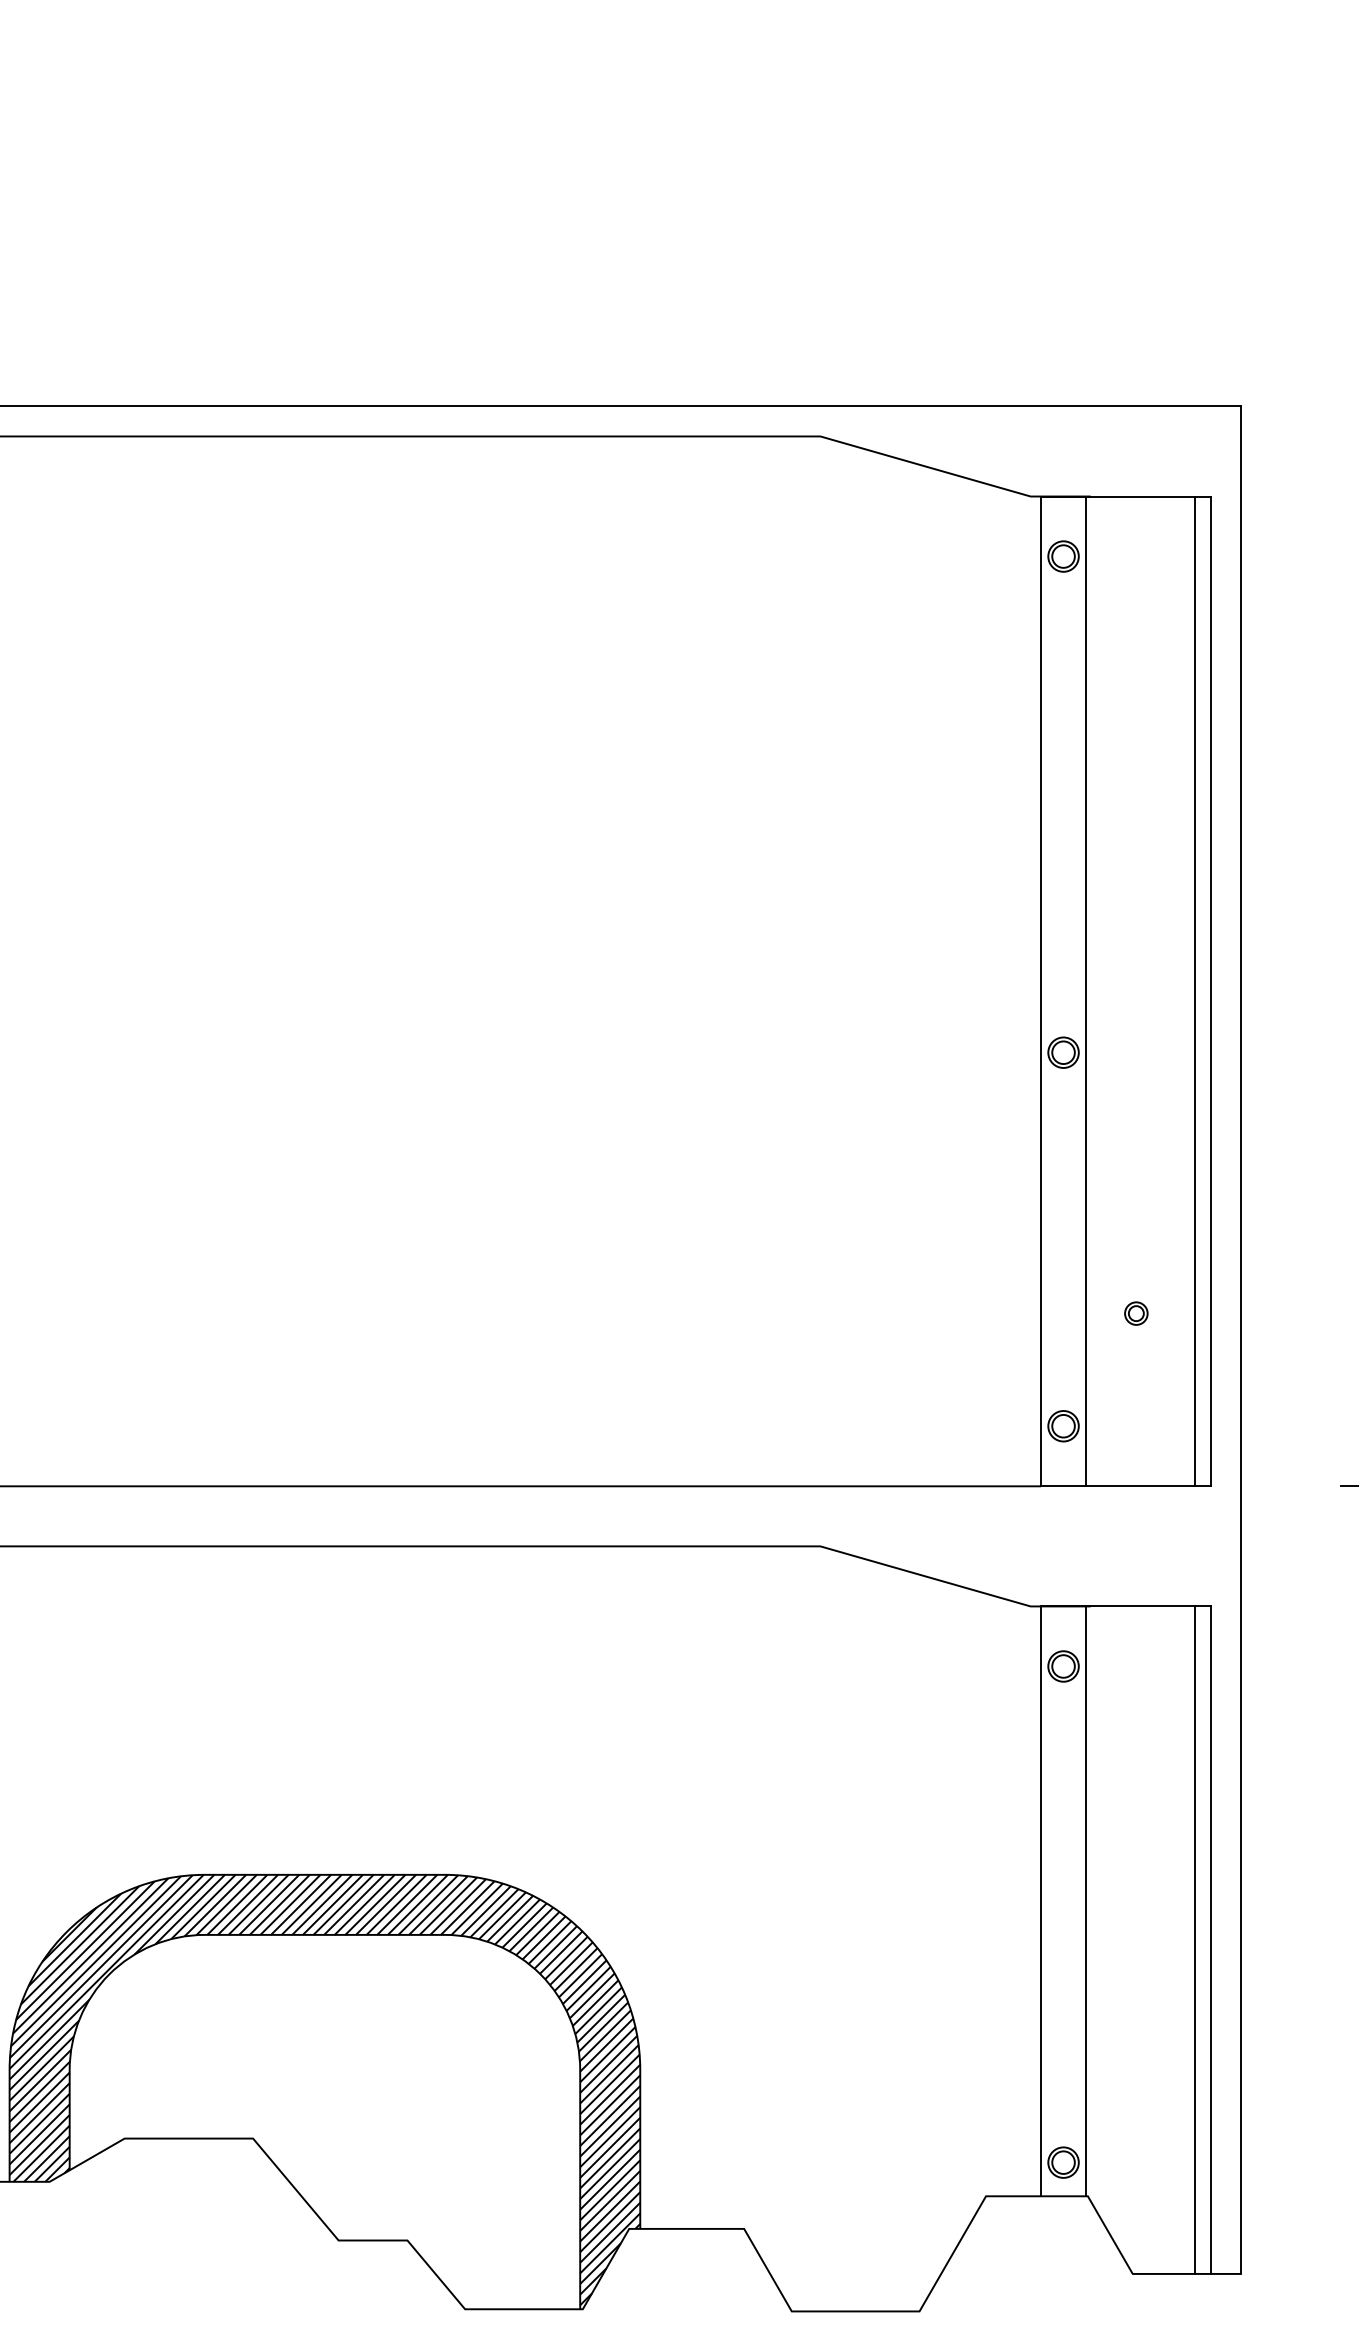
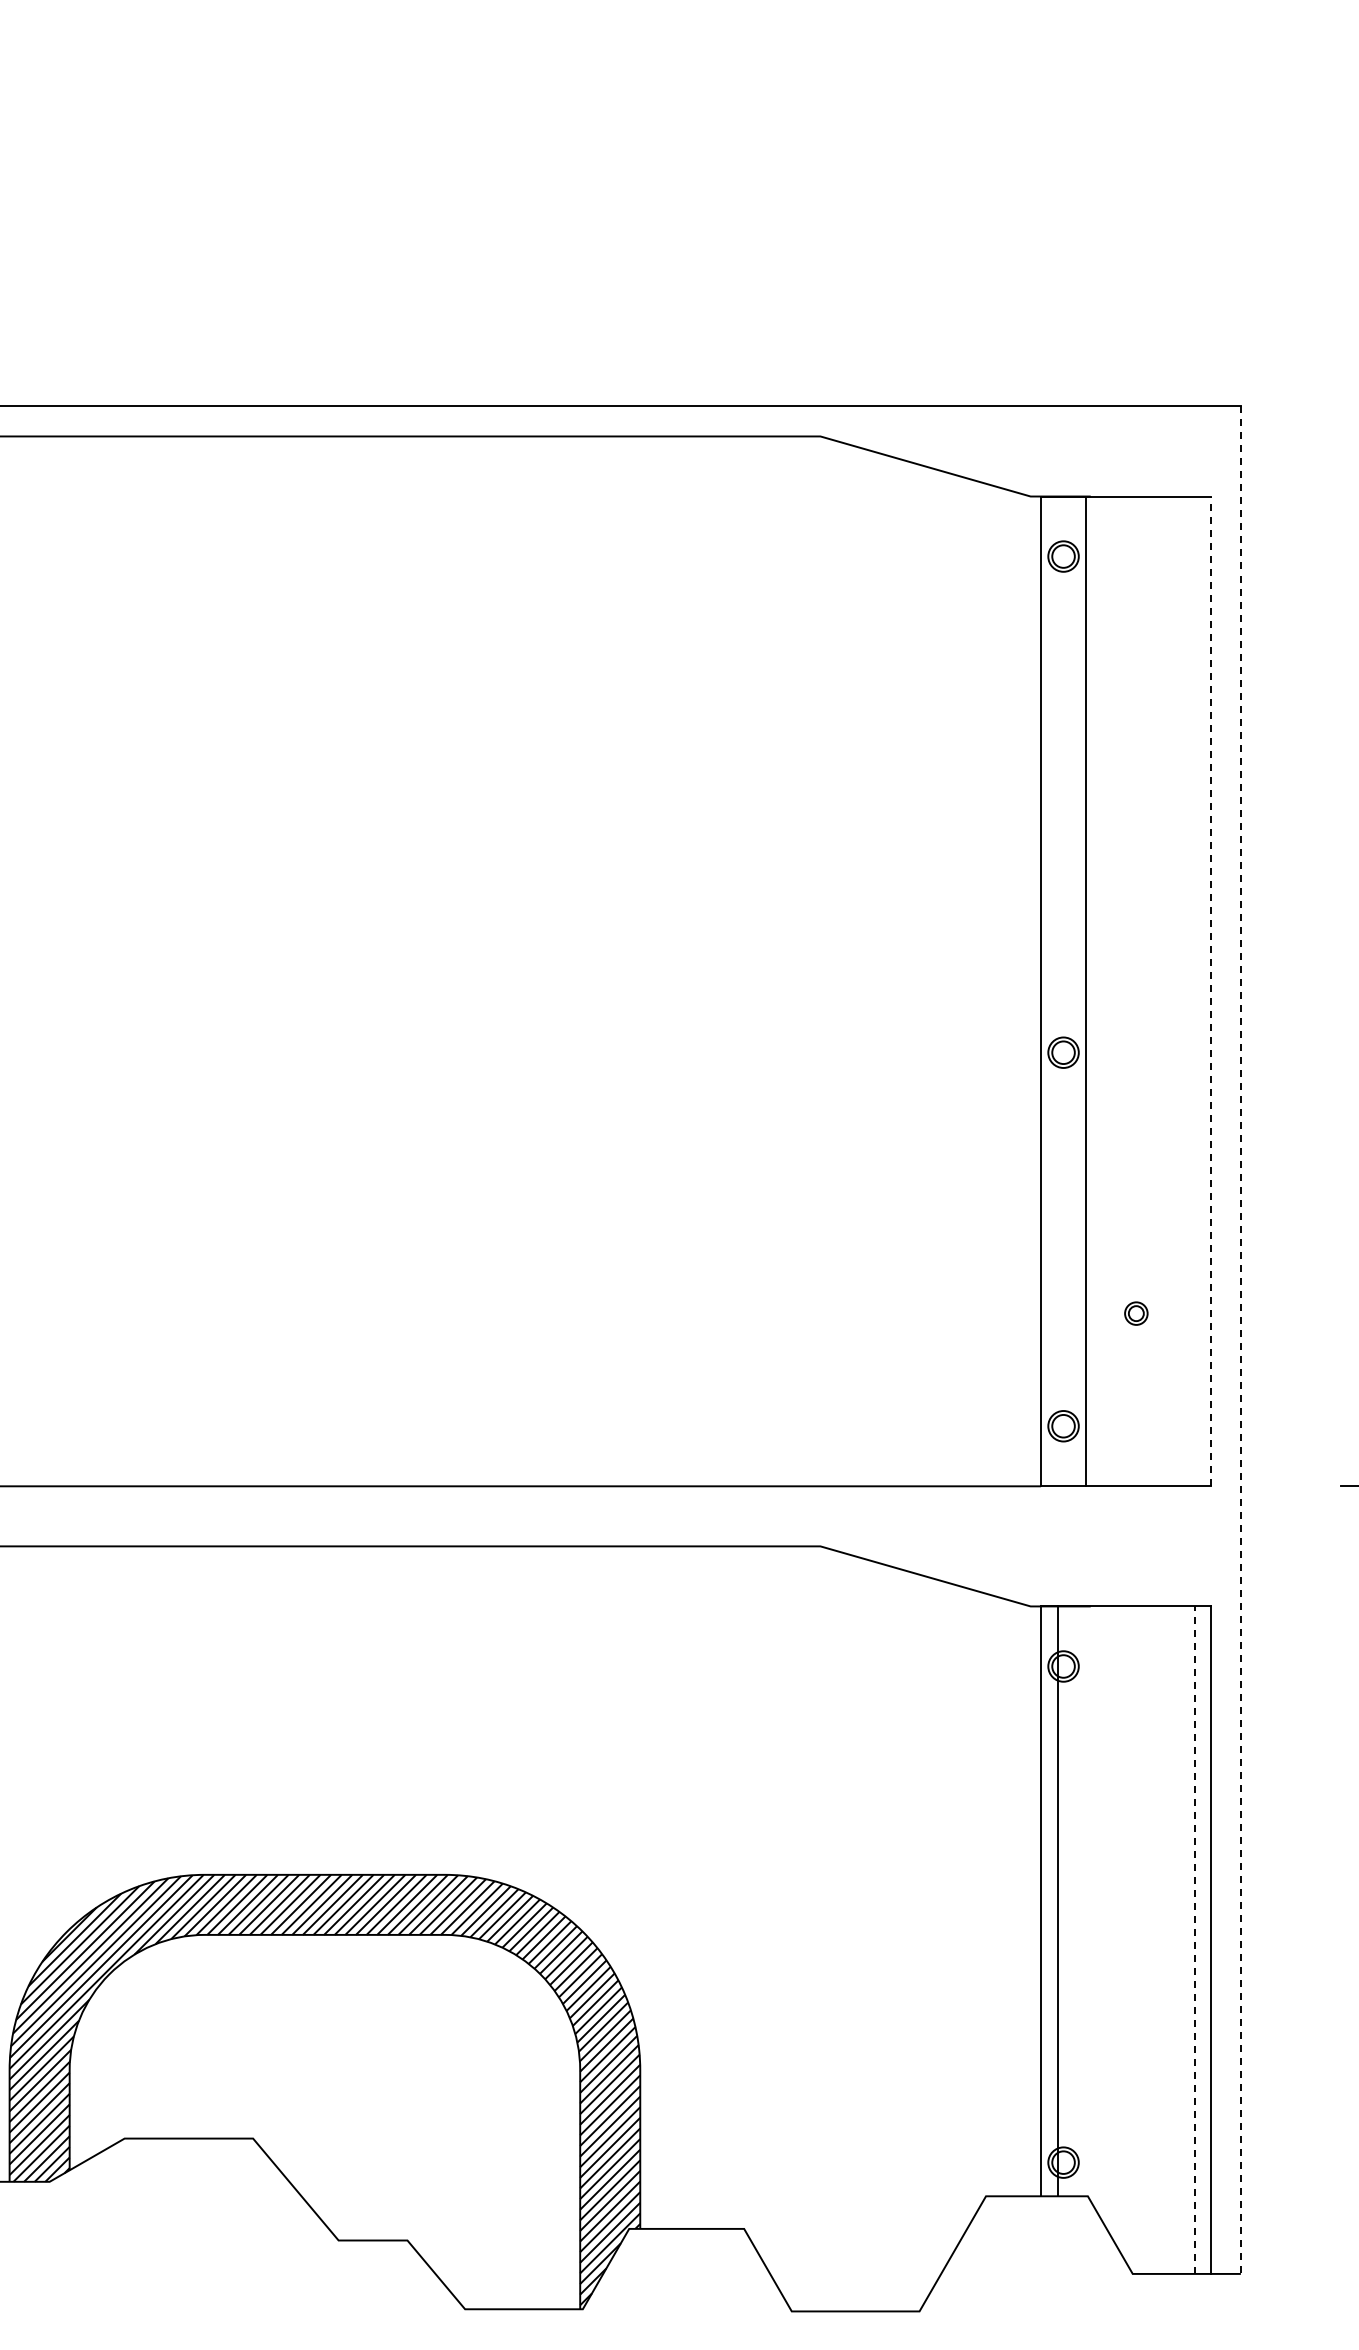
line: present -> none (1194, 991)
line: solid -> dashed (1211, 991)
line: solid -> dashed (1240, 1340)
line position: (1086, 1901) -> (1058, 1901) (1058, 1901)
line: solid -> dashed (1194, 1940)
